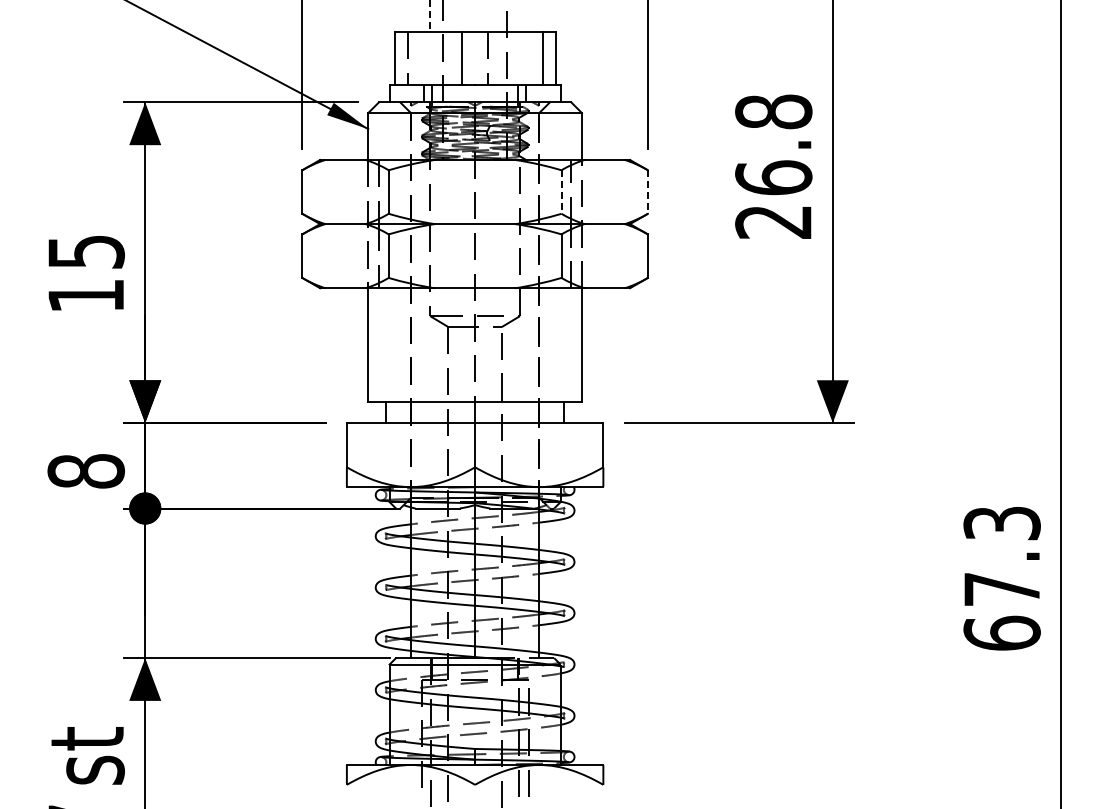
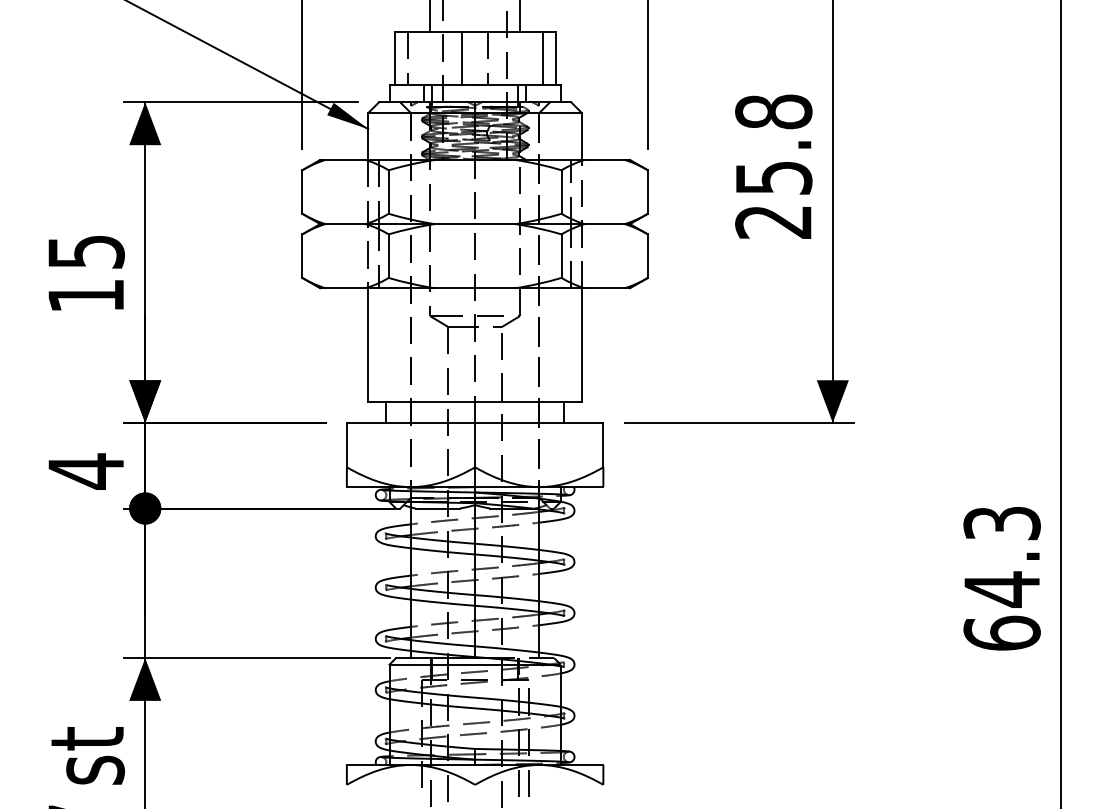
line: dashed -> solid (430, 16)
line: none -> present (520, 16)
text: 26.8 -> 25.8 (773, 177)
line: dashed -> solid (561, 192)
line: dashed -> solid (647, 192)
text: 8 -> 4 (85, 471)
text: 67.3 -> 64.3 (1001, 589)
